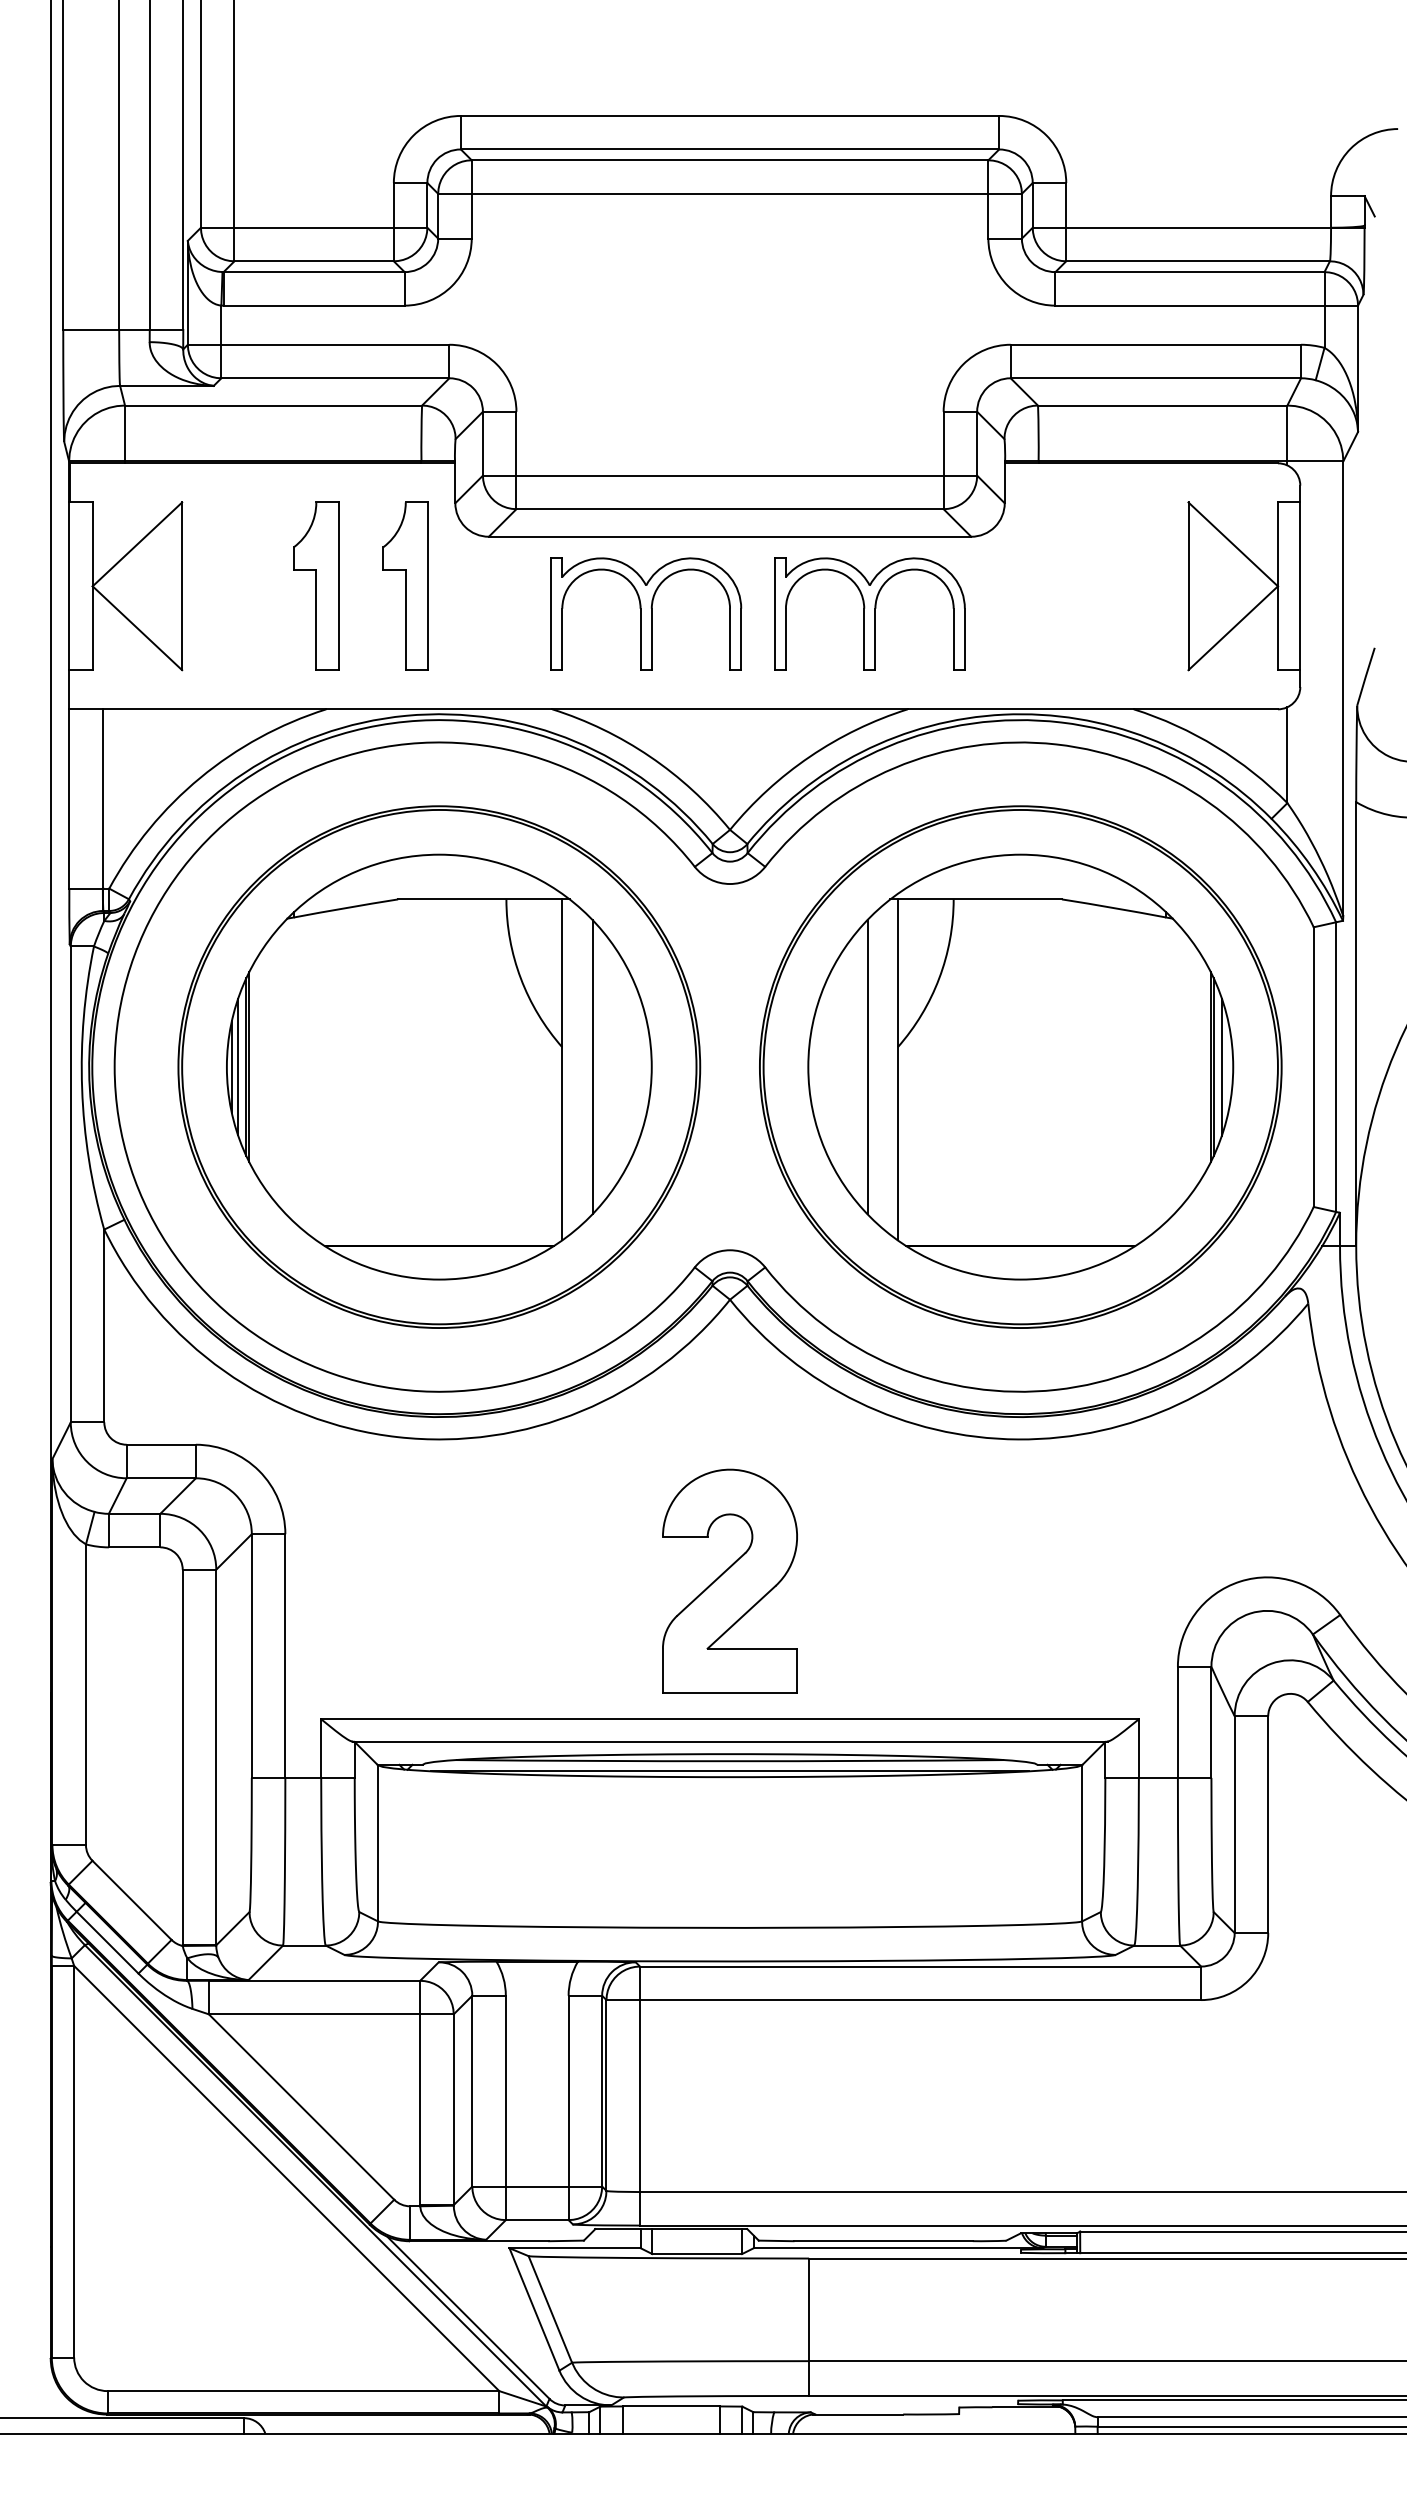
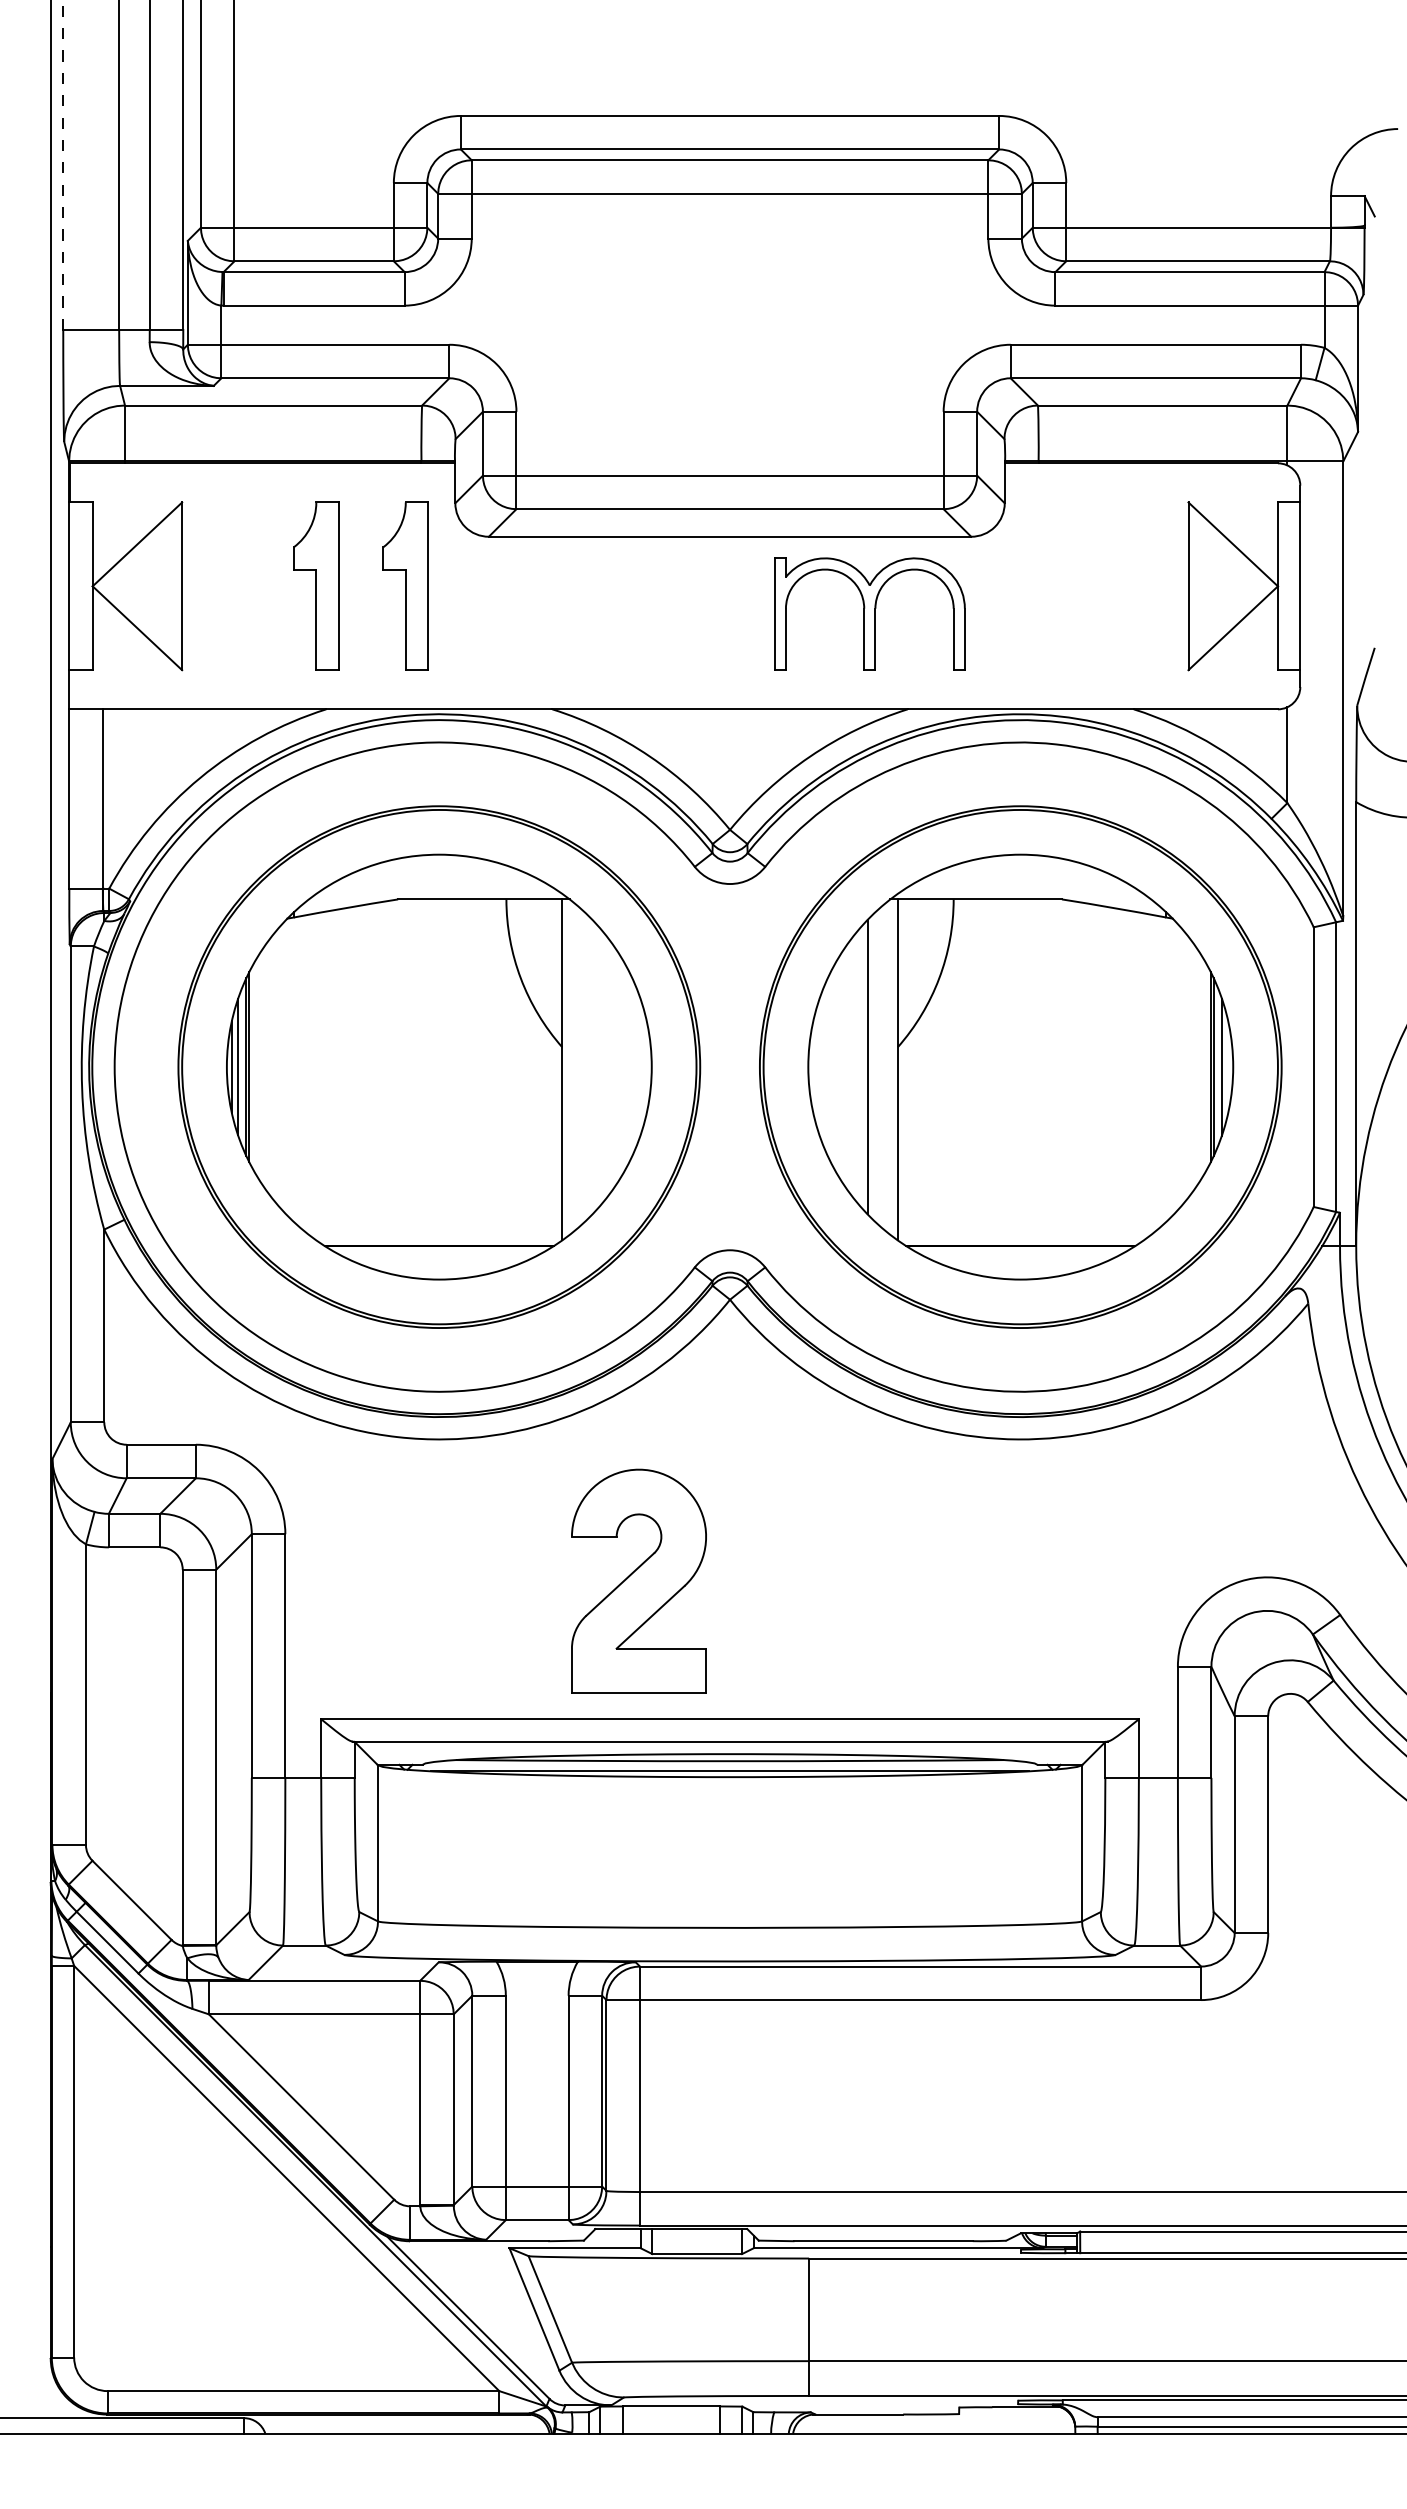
line: solid -> dashed (63, 165)
part: present -> none (646, 613)
line: present -> none (592, 1067)
part position: (729, 1580) -> (638, 1580) (638, 1580)
